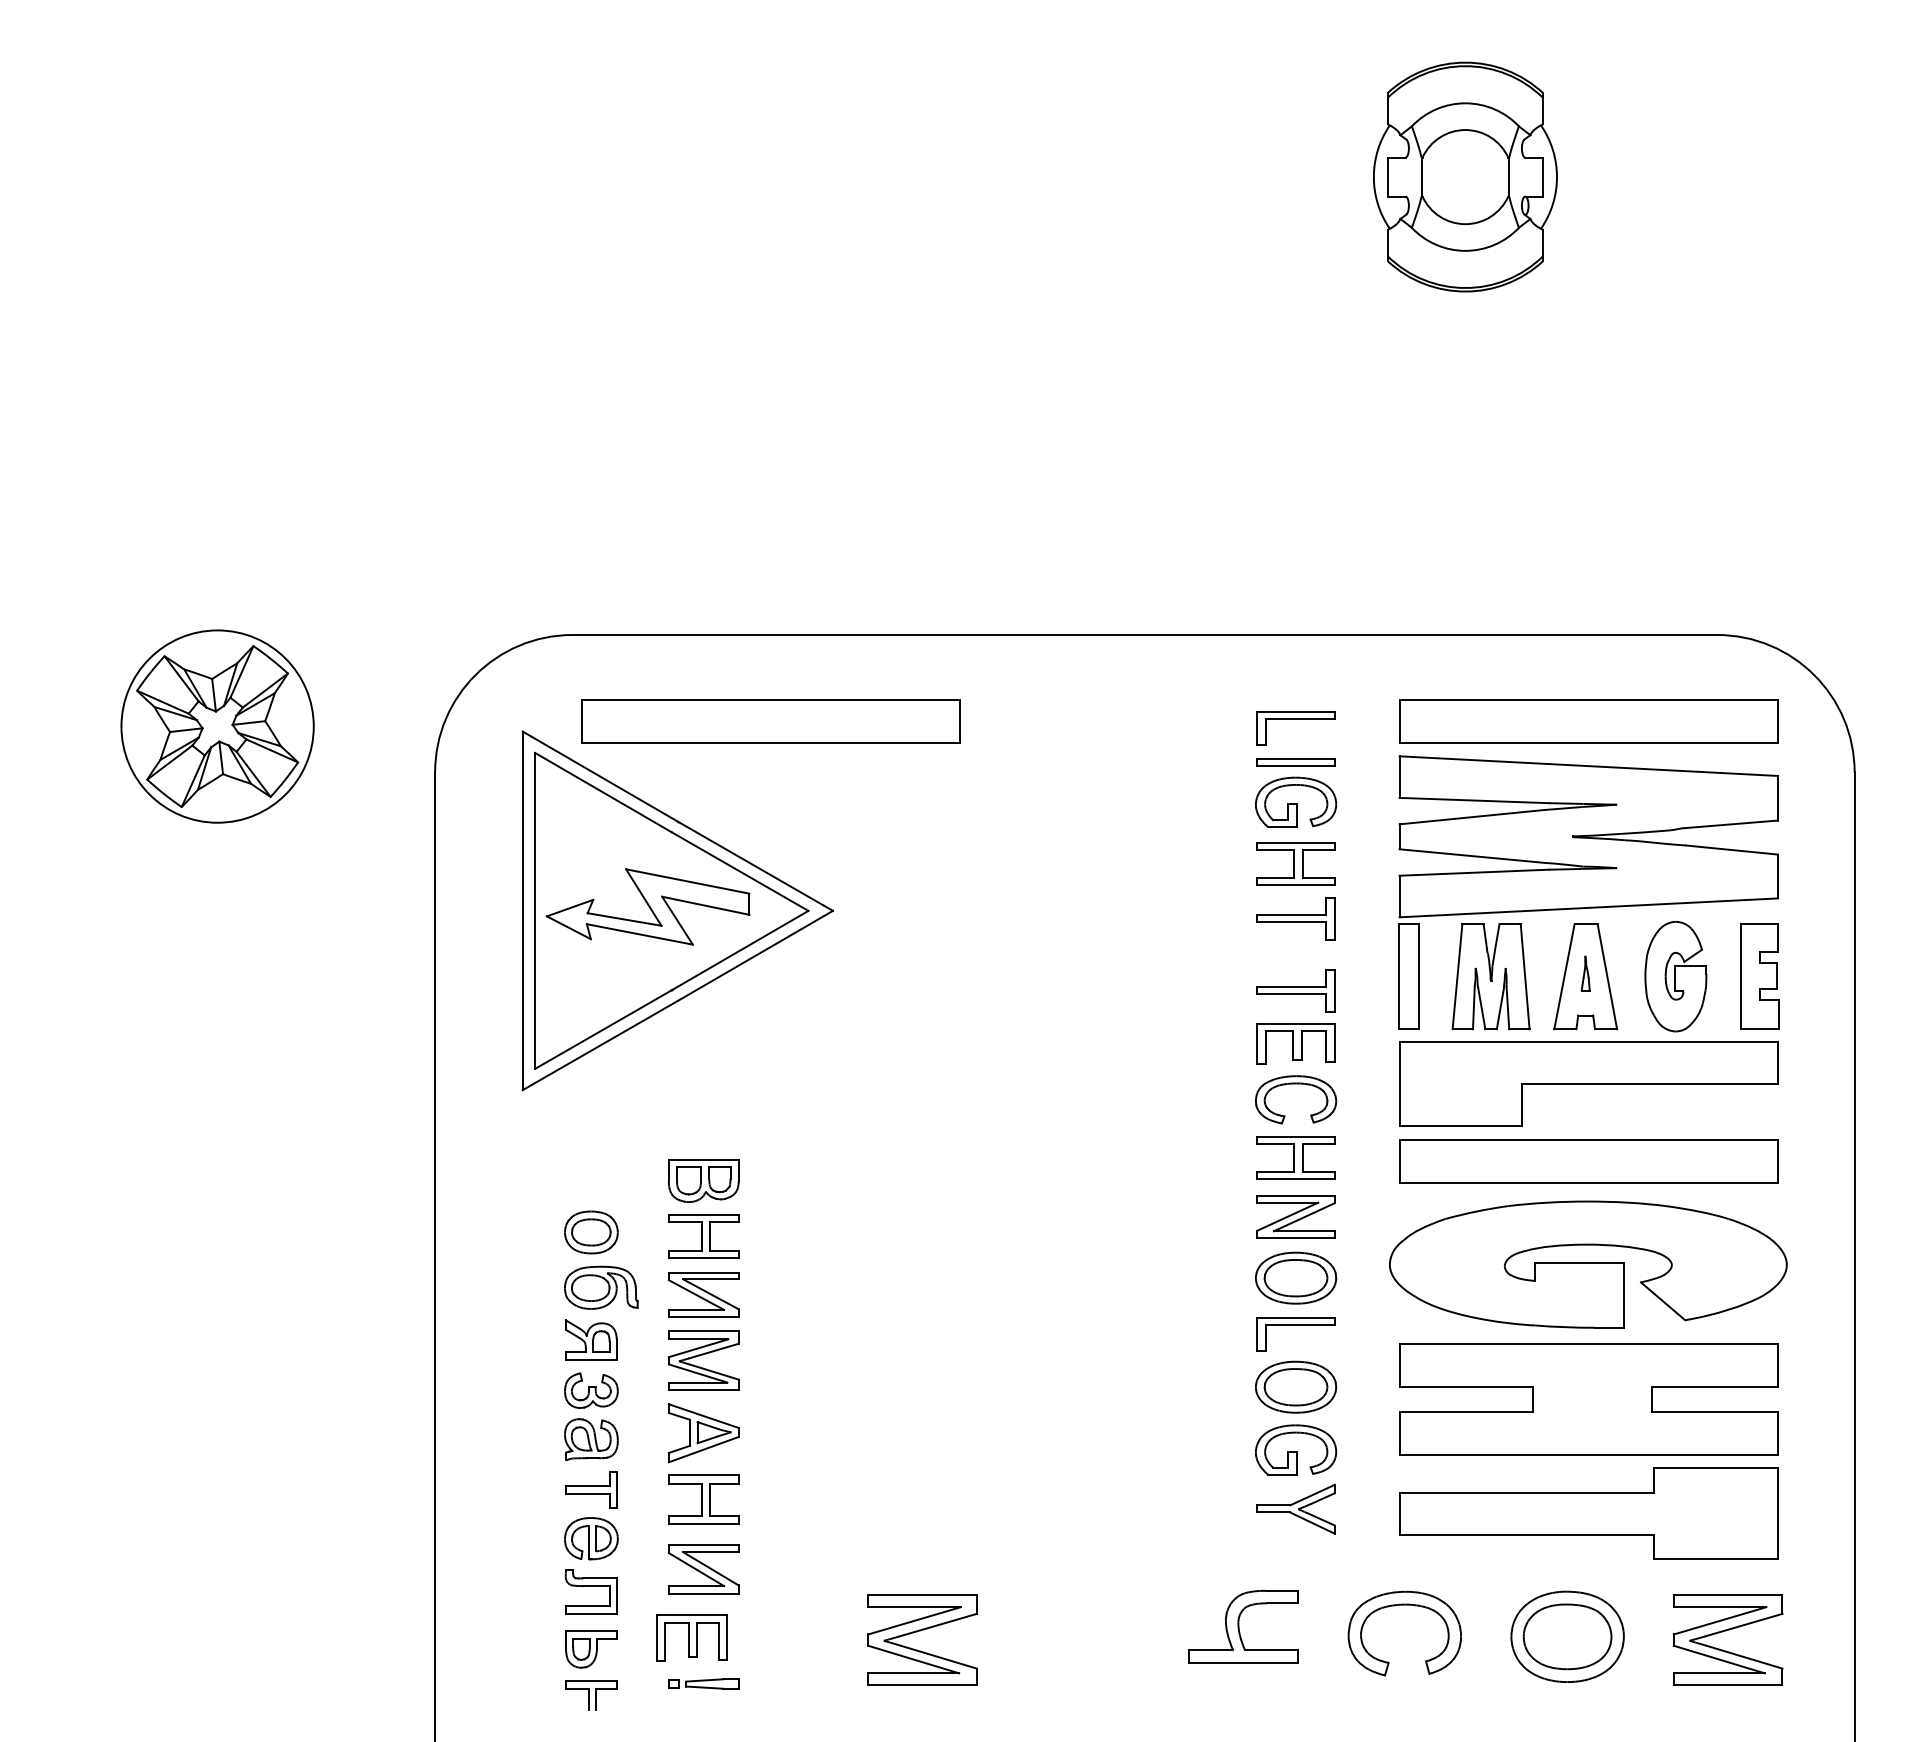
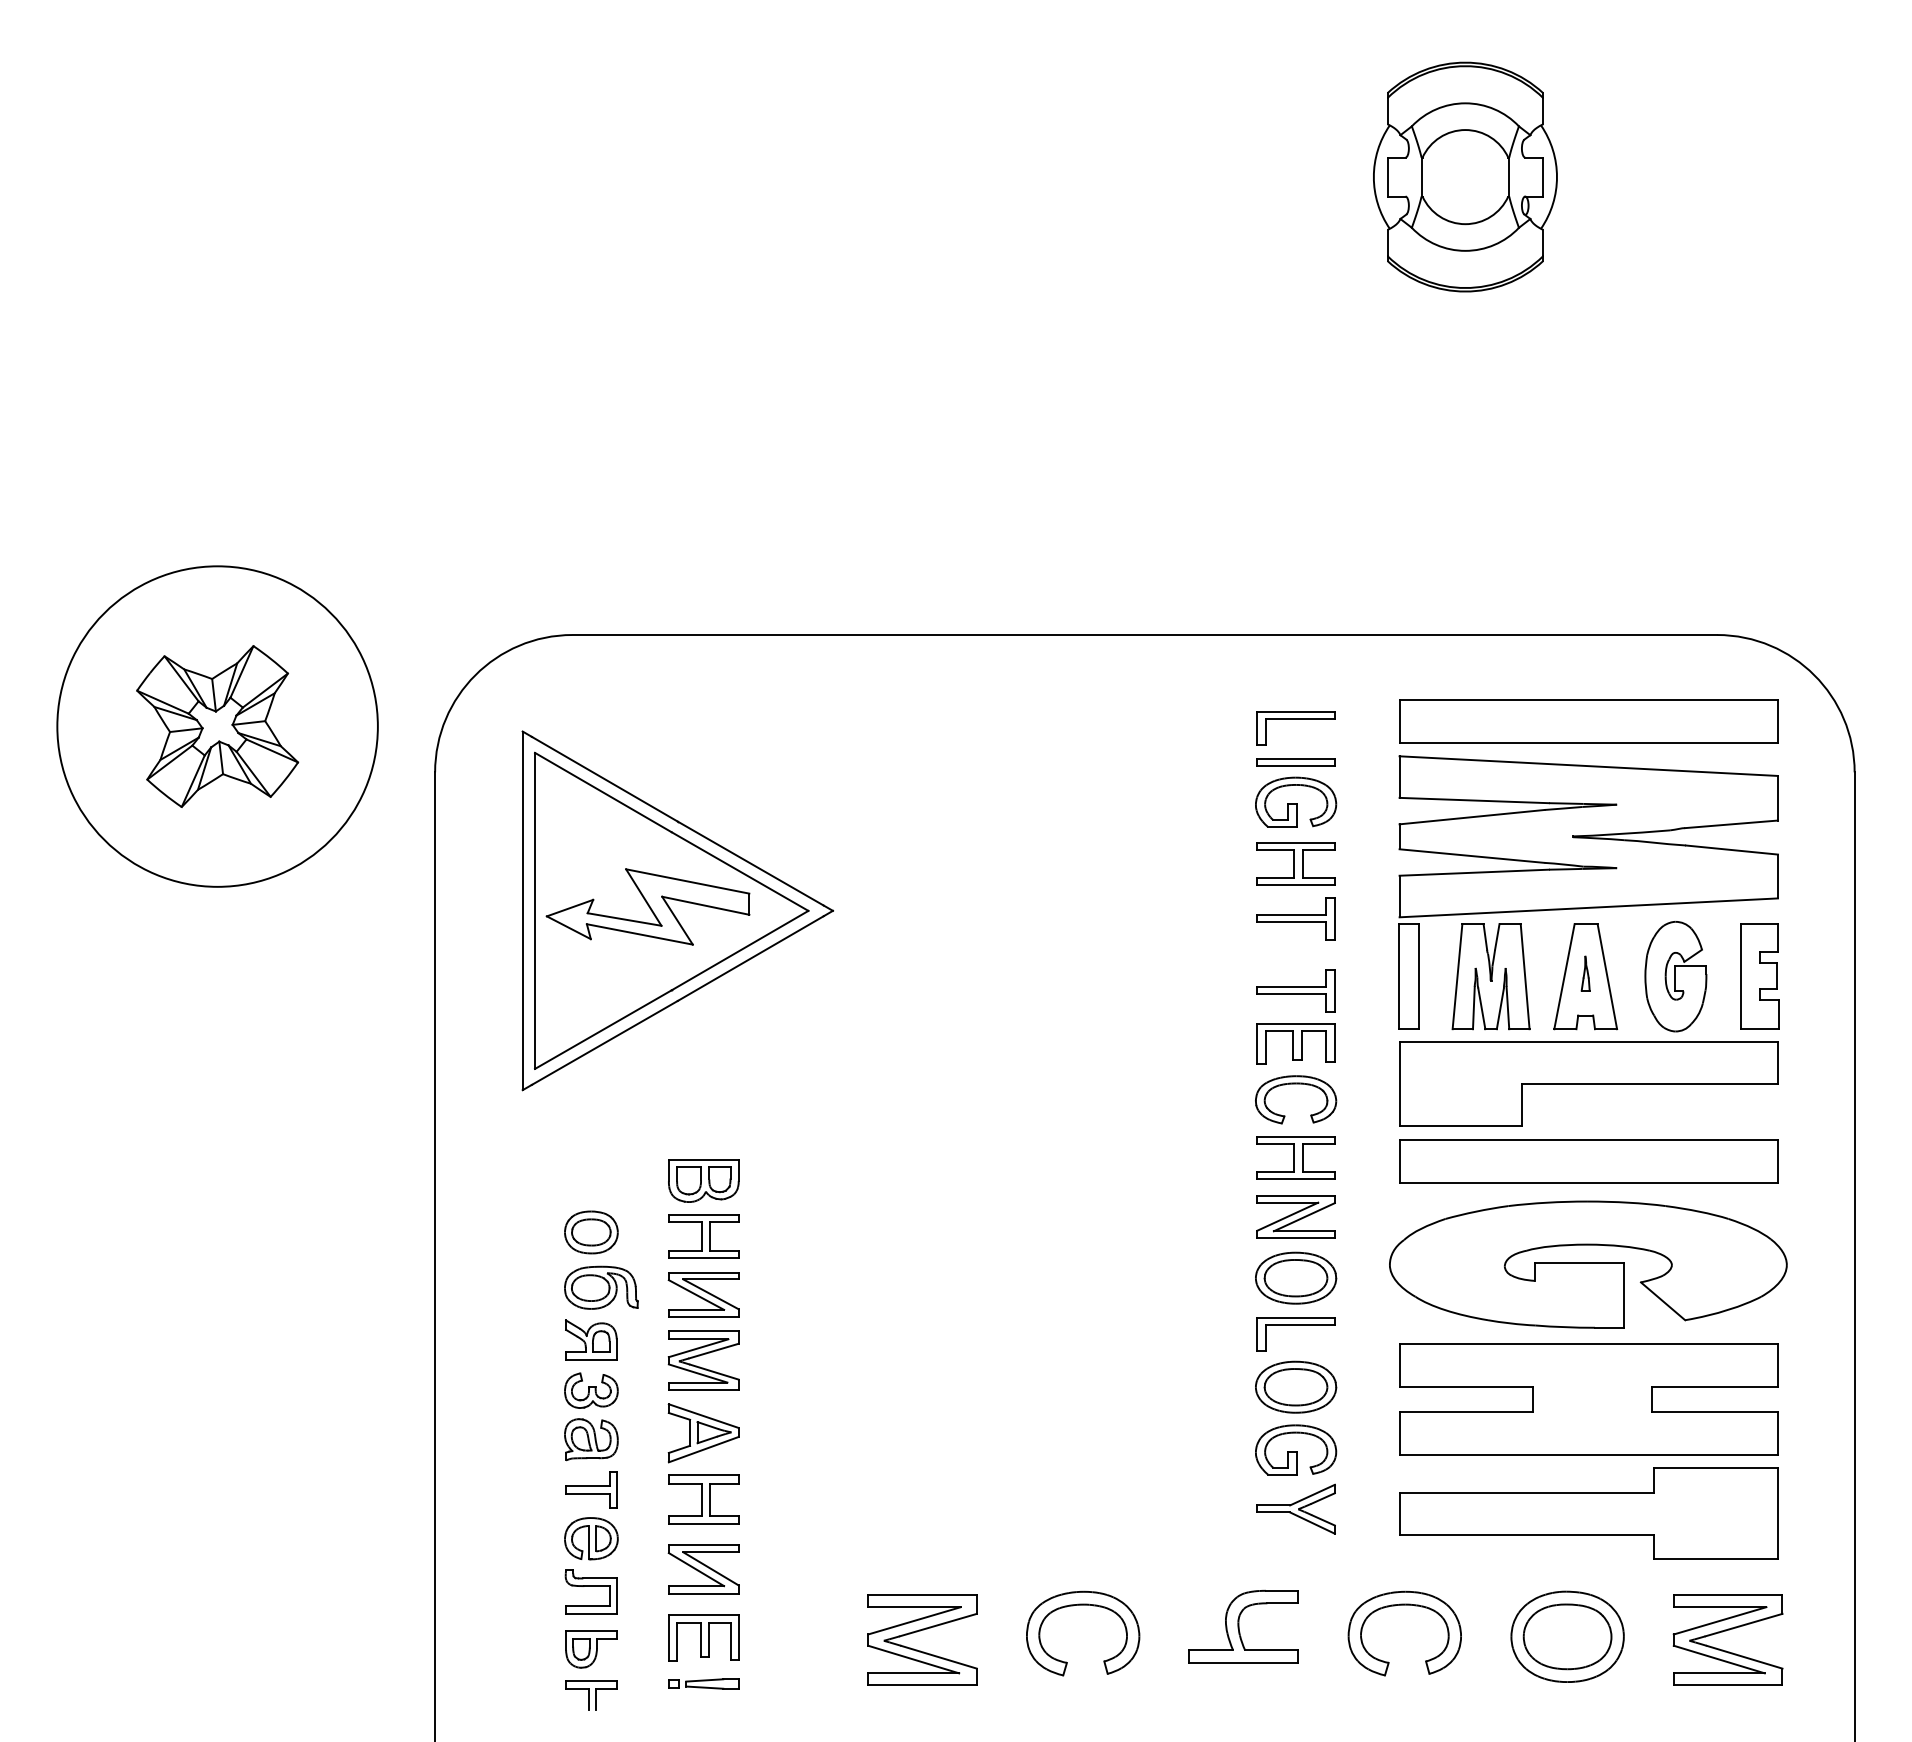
part: present -> none (770, 721)
circle diameter: 192 px -> 321 px (217, 726)
part: none -> present (1083, 1605)
part position: (691, 1637) -> (703, 1637) (703, 1637)
